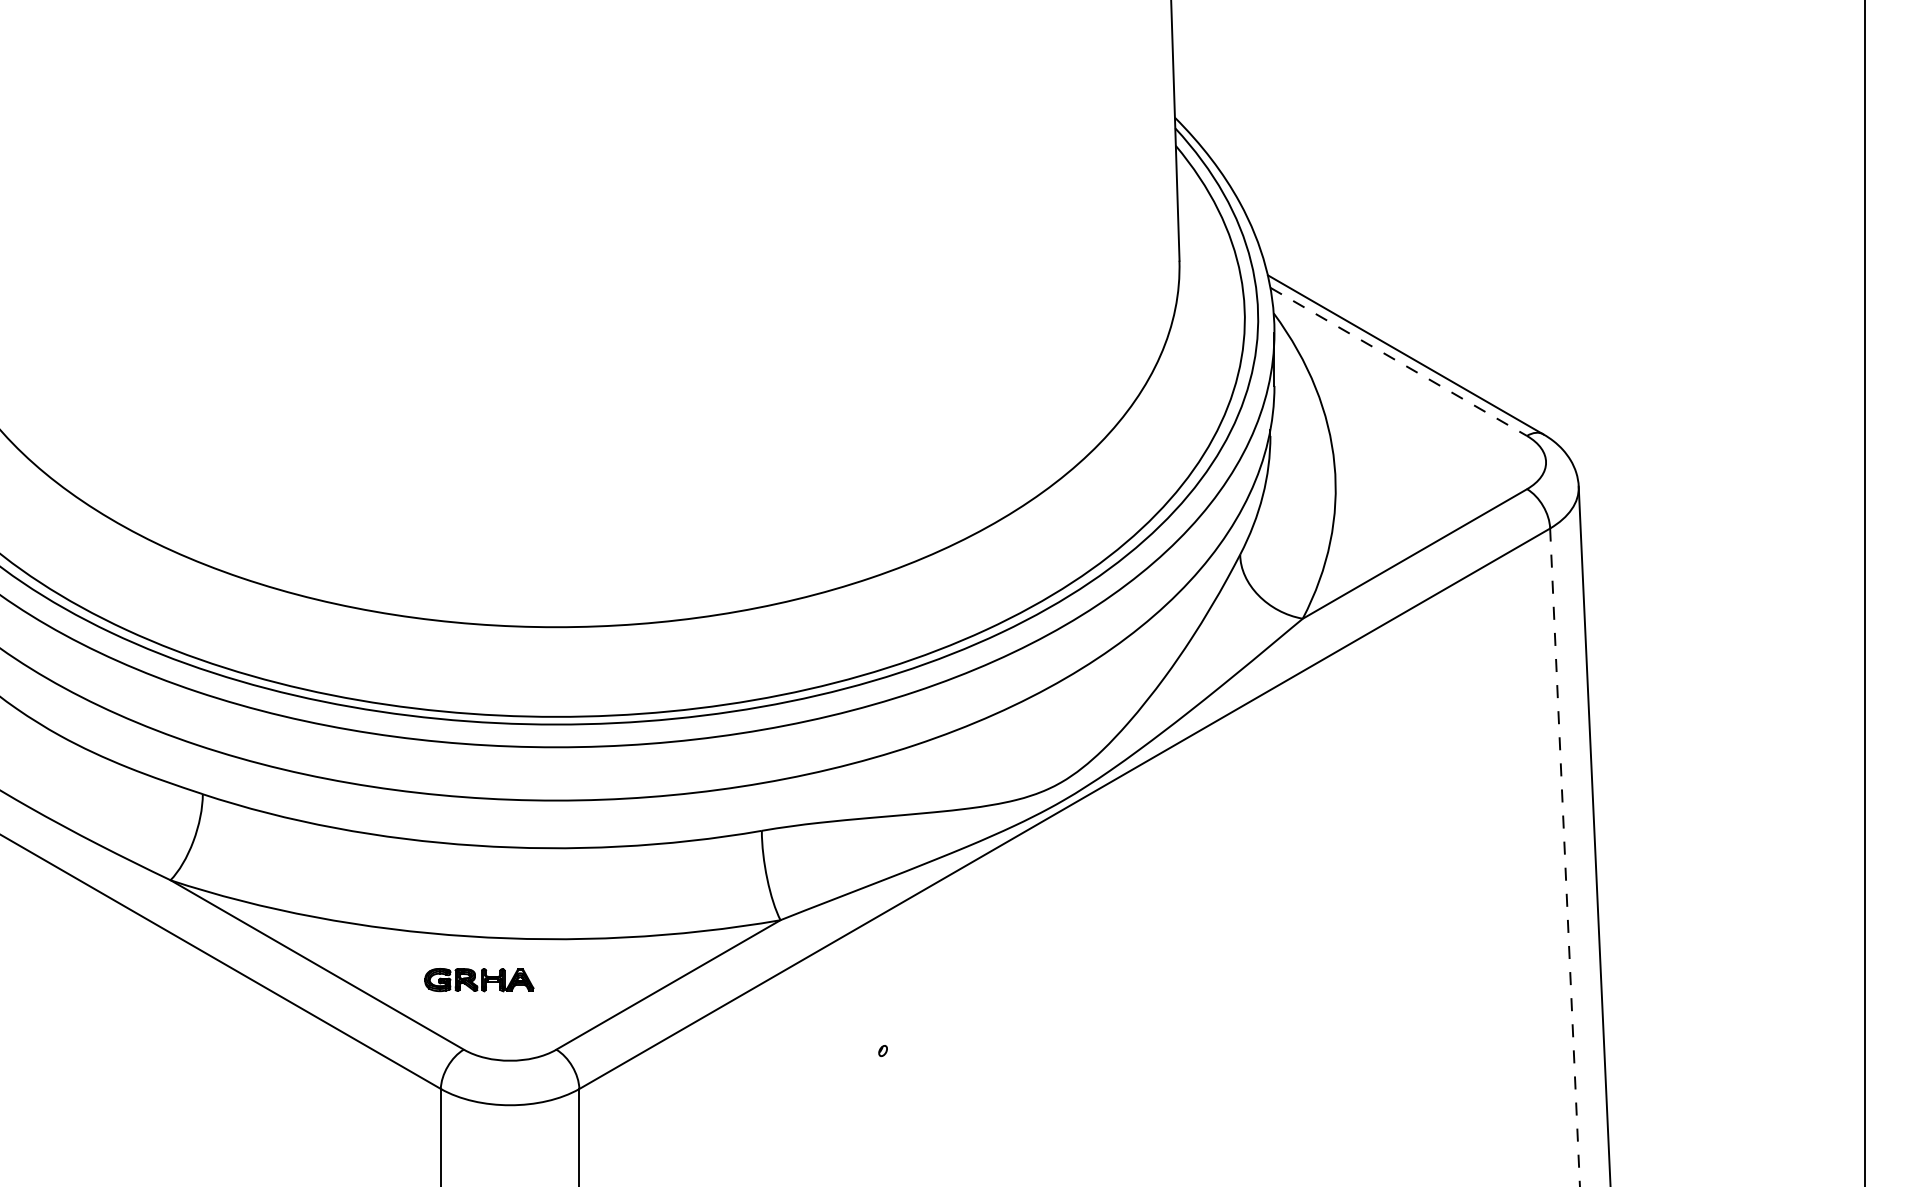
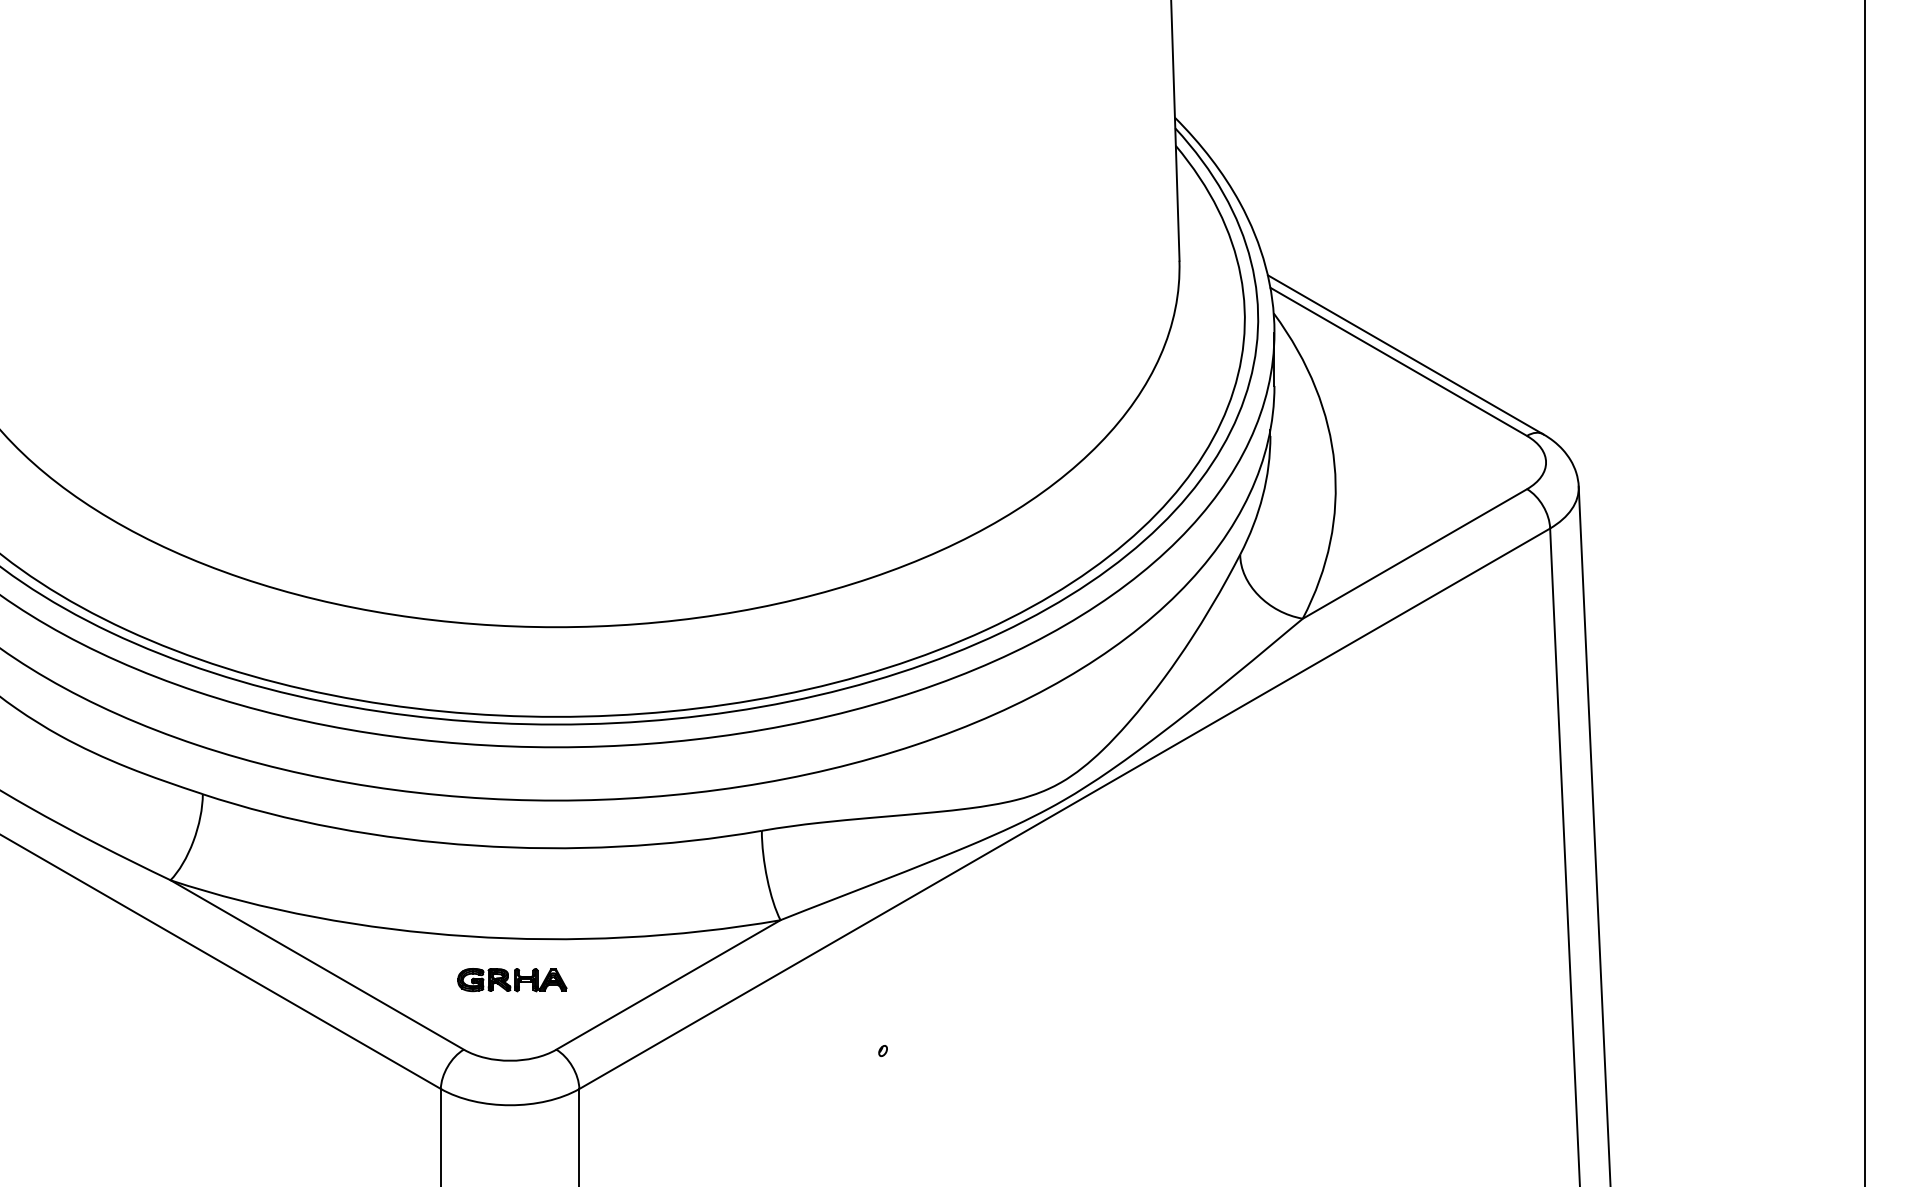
line: dashed -> solid (1399, 362)
line: dashed -> solid (1565, 857)
part position: (479, 980) -> (512, 980) (512, 980)
